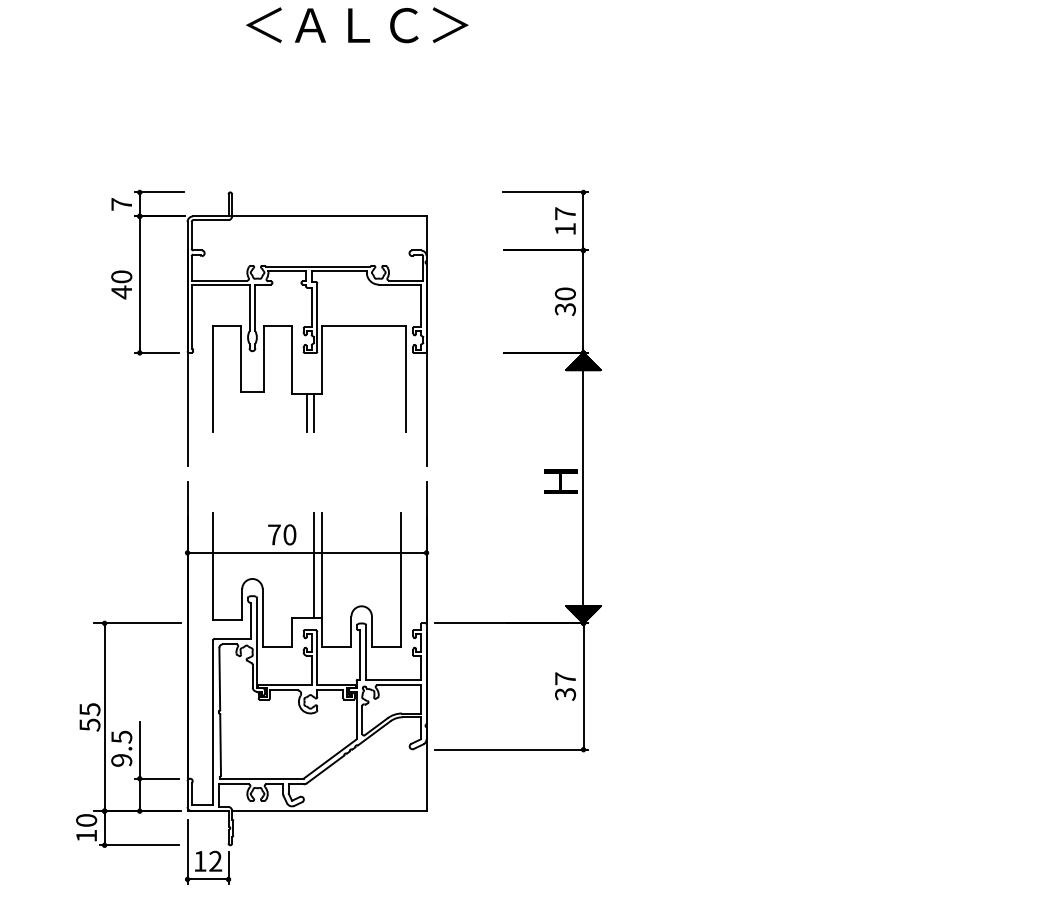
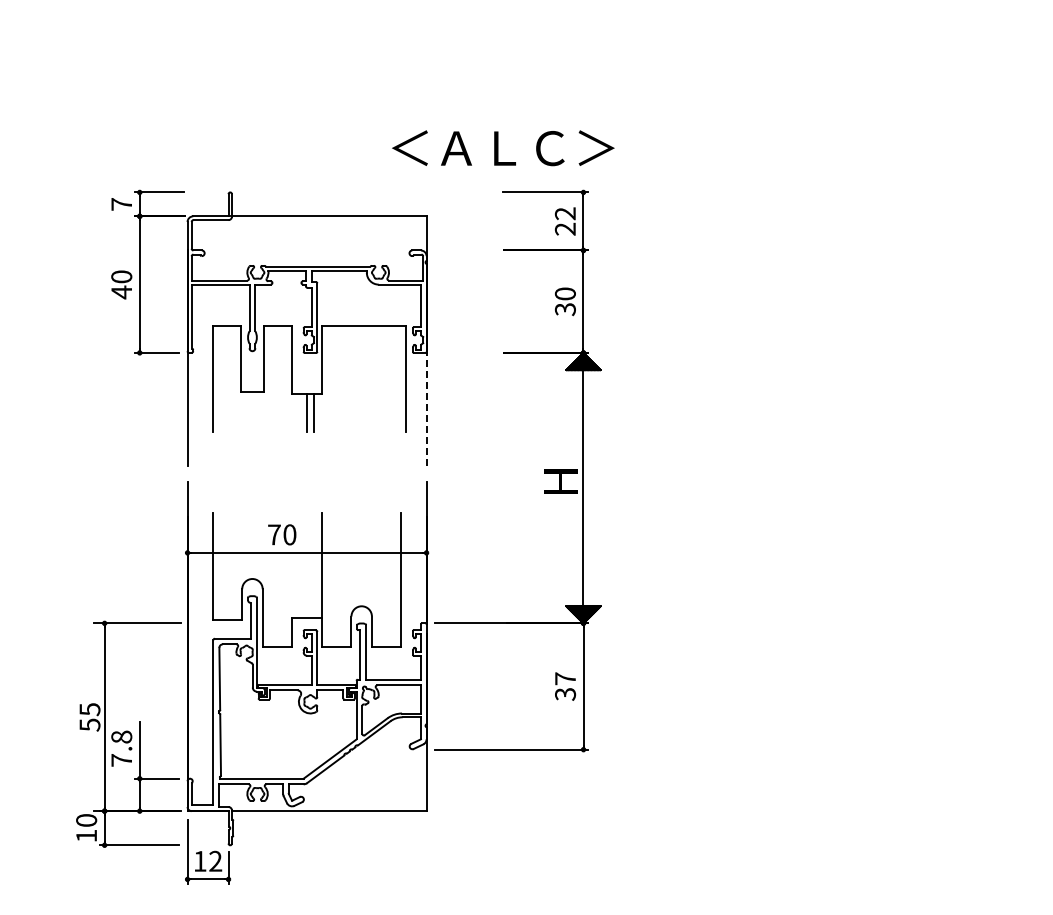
text position: (357, 25) -> (503, 148) (503, 148)
text: 17 -> 22 (564, 221)
line: solid -> dashed (426, 409)
line: present -> none (313, 565)
text: 9.5 -> 7.8 (121, 748)
